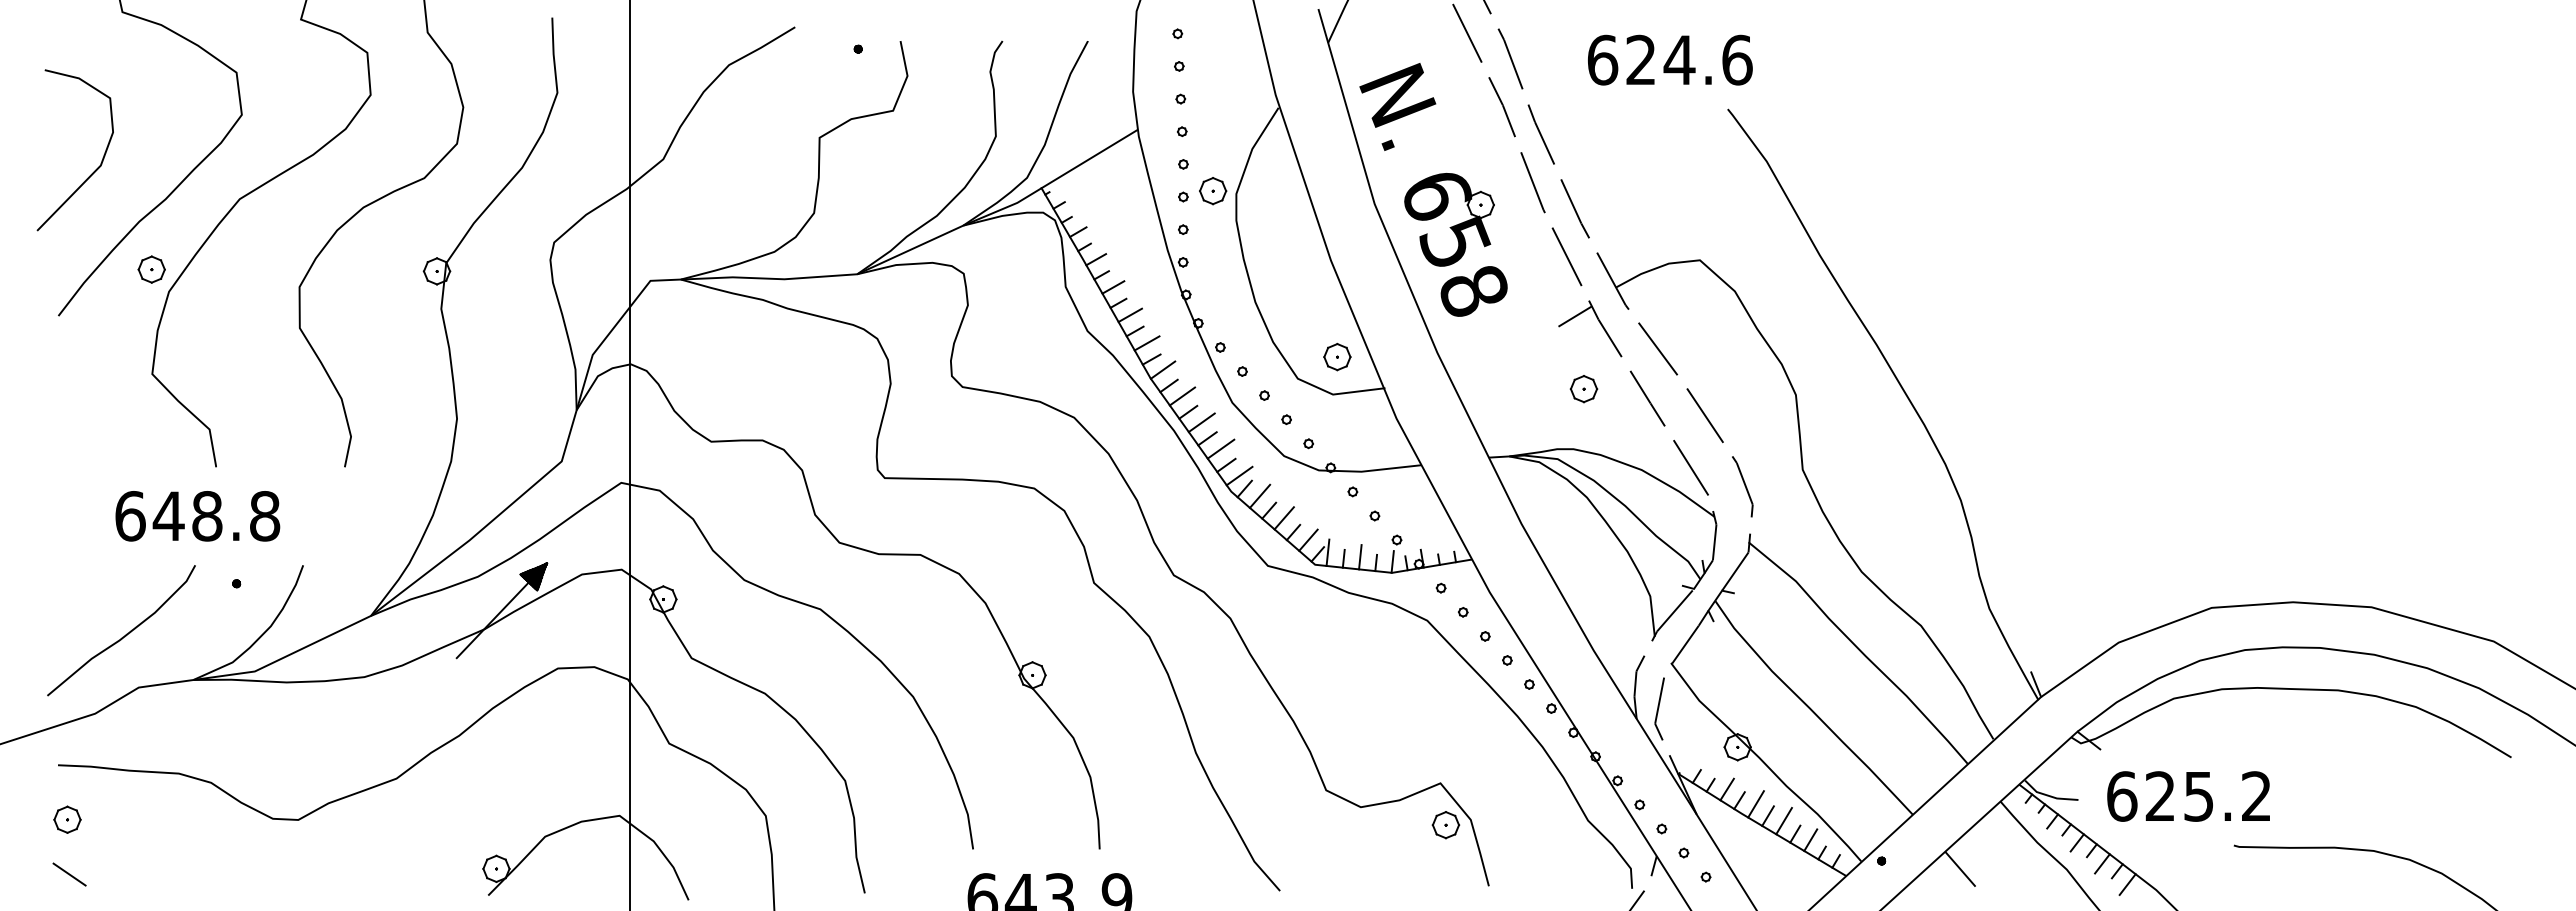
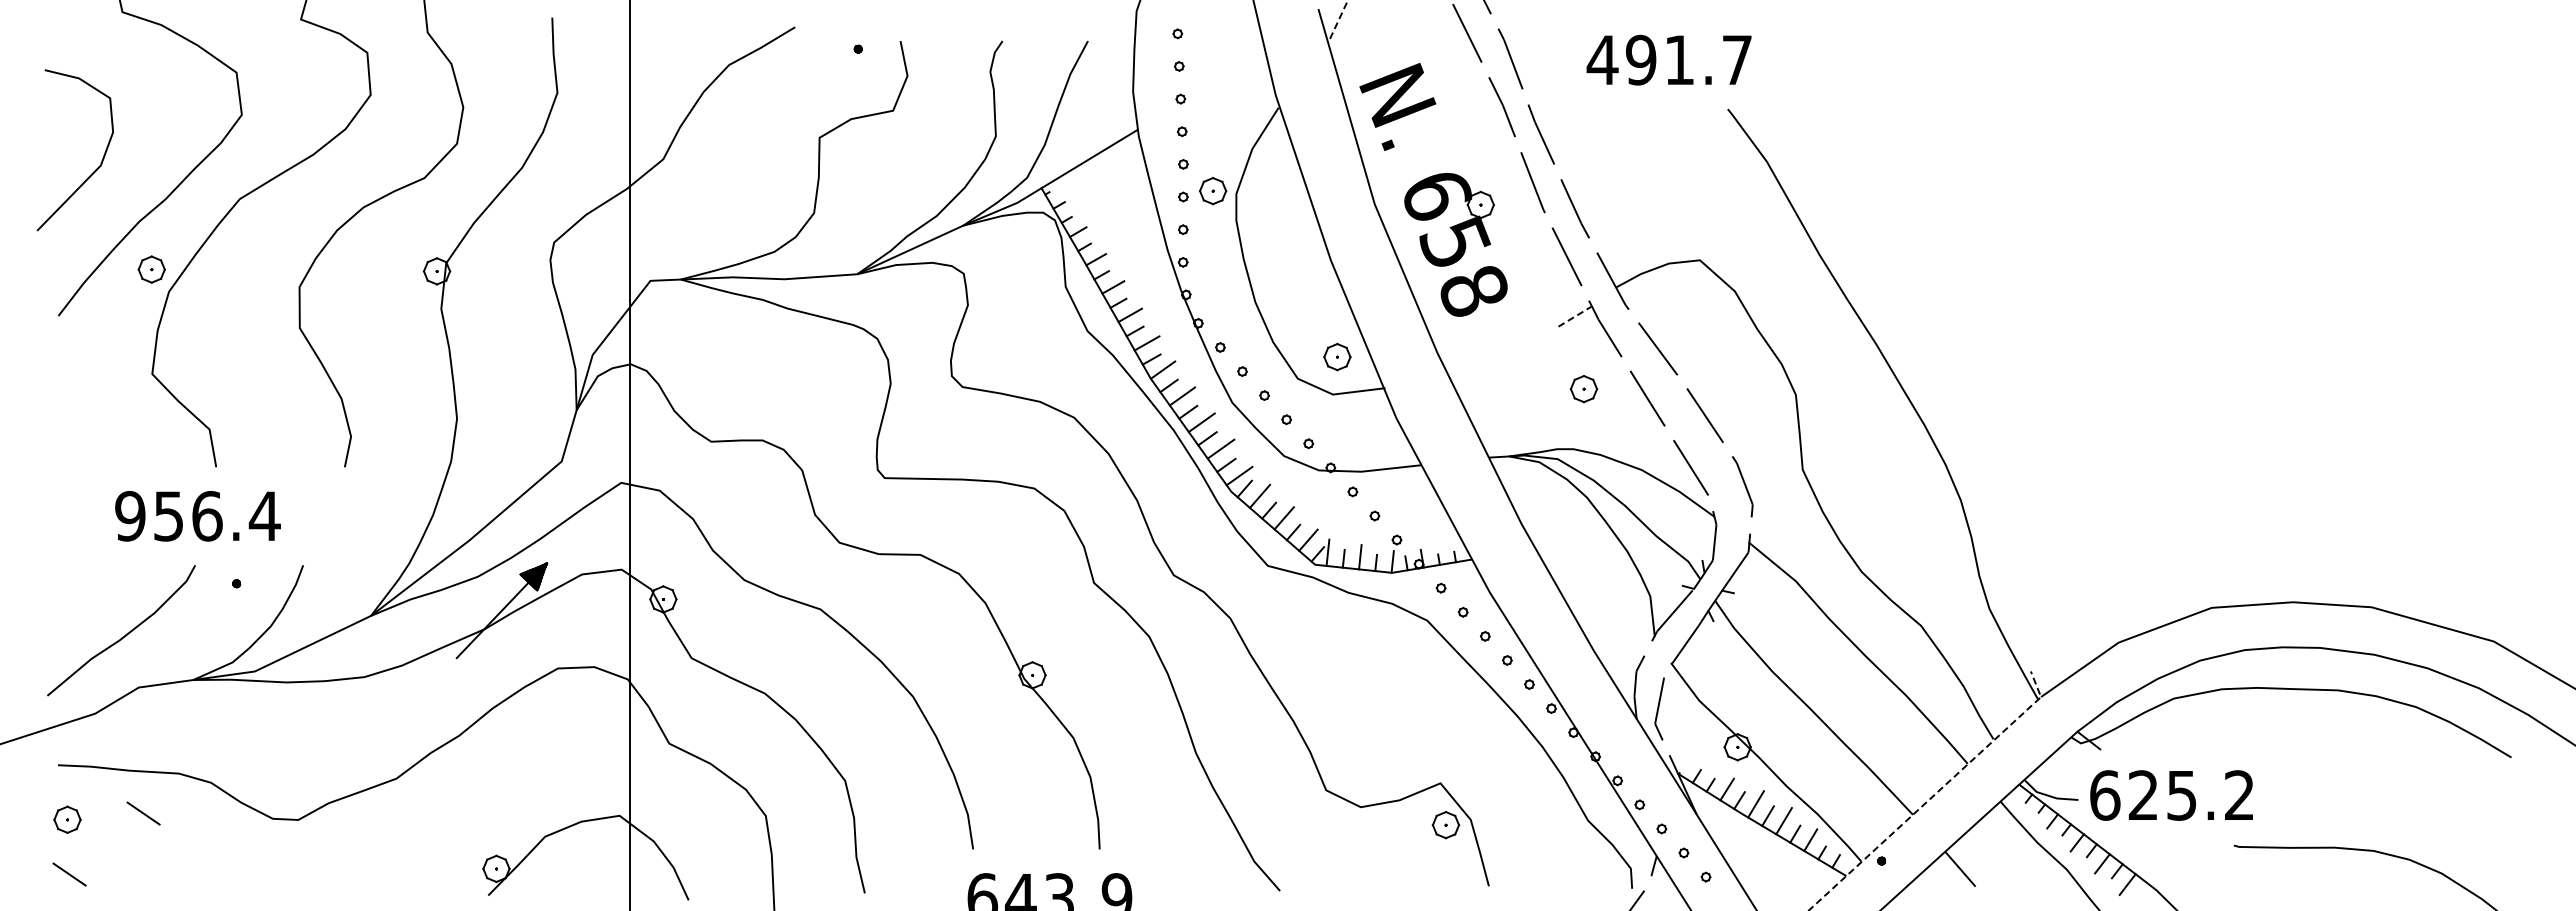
line: solid -> dashed (1338, 21)
text: 624.6 -> 491.7 (1669, 59)
line: solid -> dashed (1575, 316)
text: 648.8 -> 956.4 (197, 516)
line: solid -> dashed (1936, 793)
text position: (2188, 796) -> (2171, 795) (2171, 795)
line: none -> present (143, 813)
